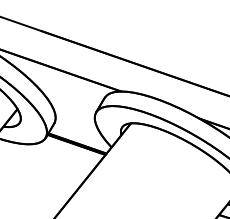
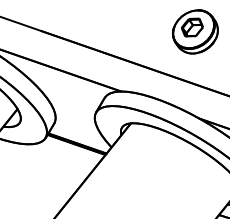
part: none -> present (195, 31)
